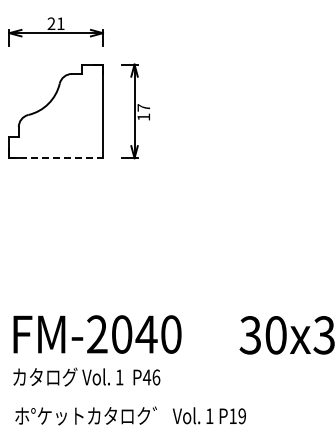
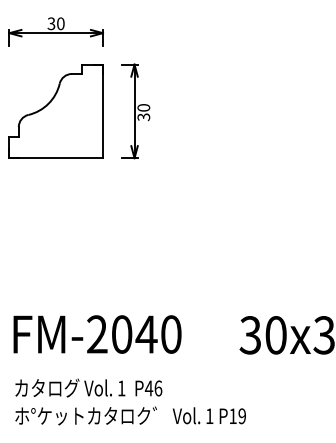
text: 21 -> 30 (55, 23)
text: 17 -> 30 (143, 112)
line: dashed -> solid (56, 158)
text position: (86, 376) -> (88, 387) (88, 387)
